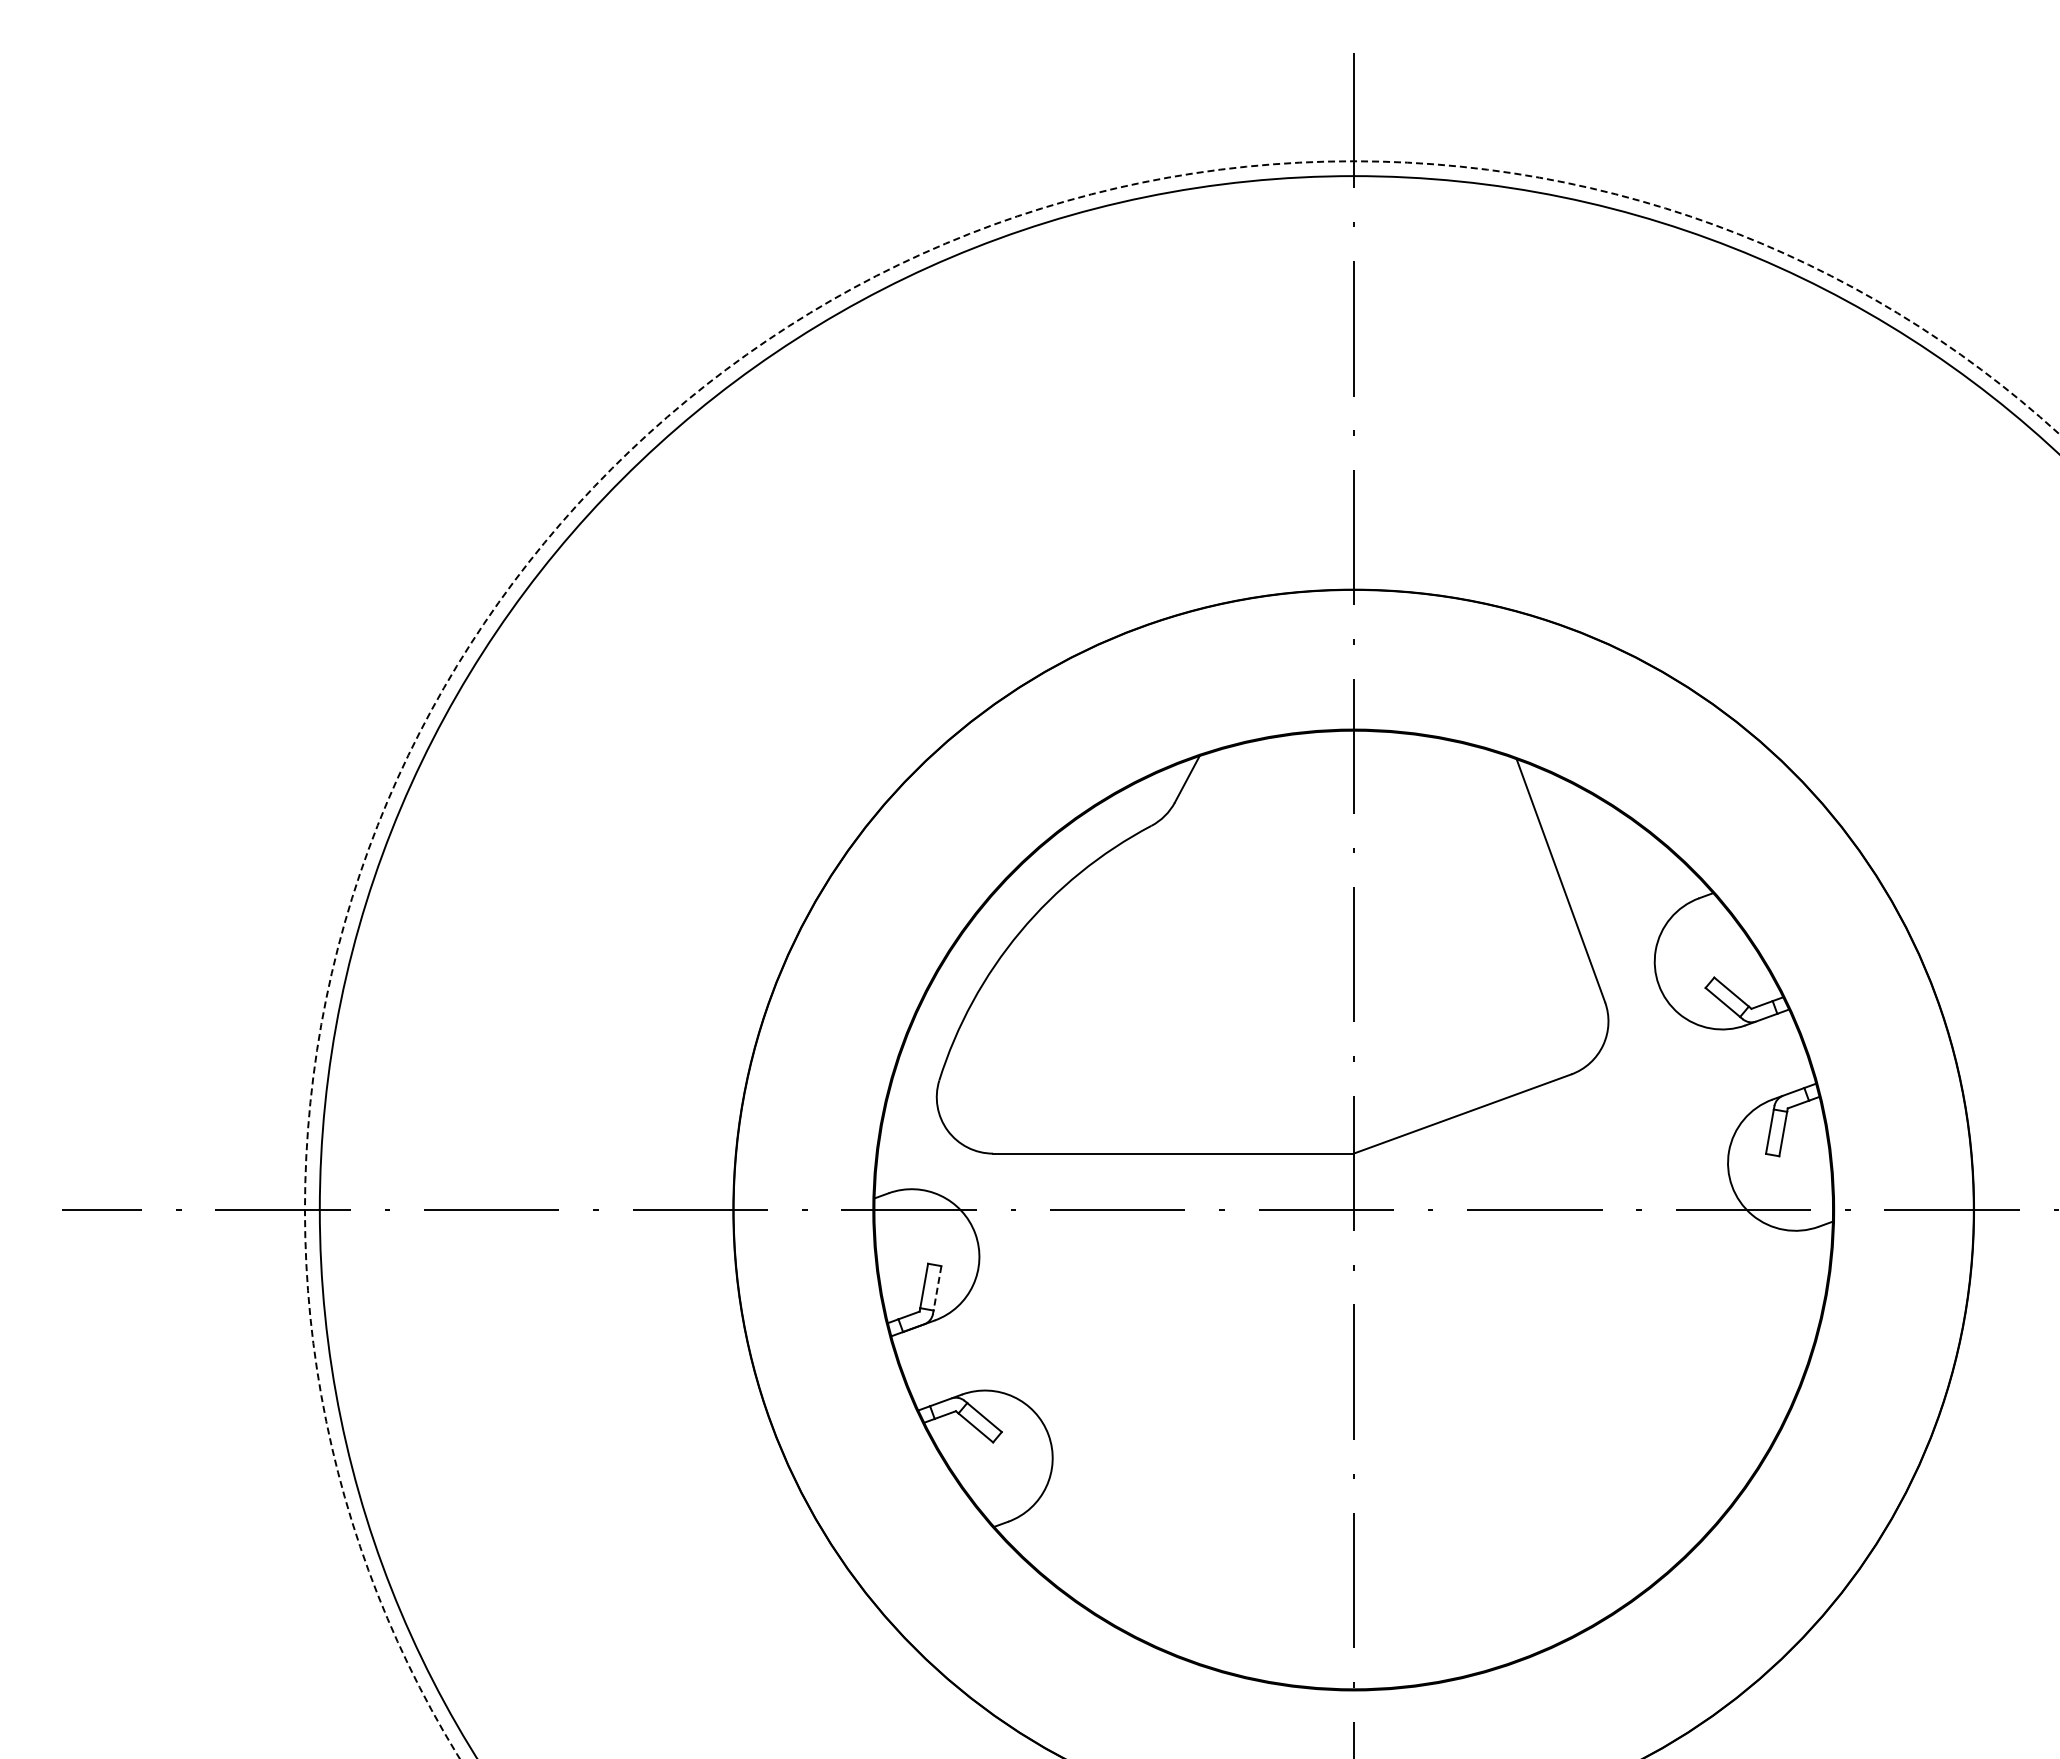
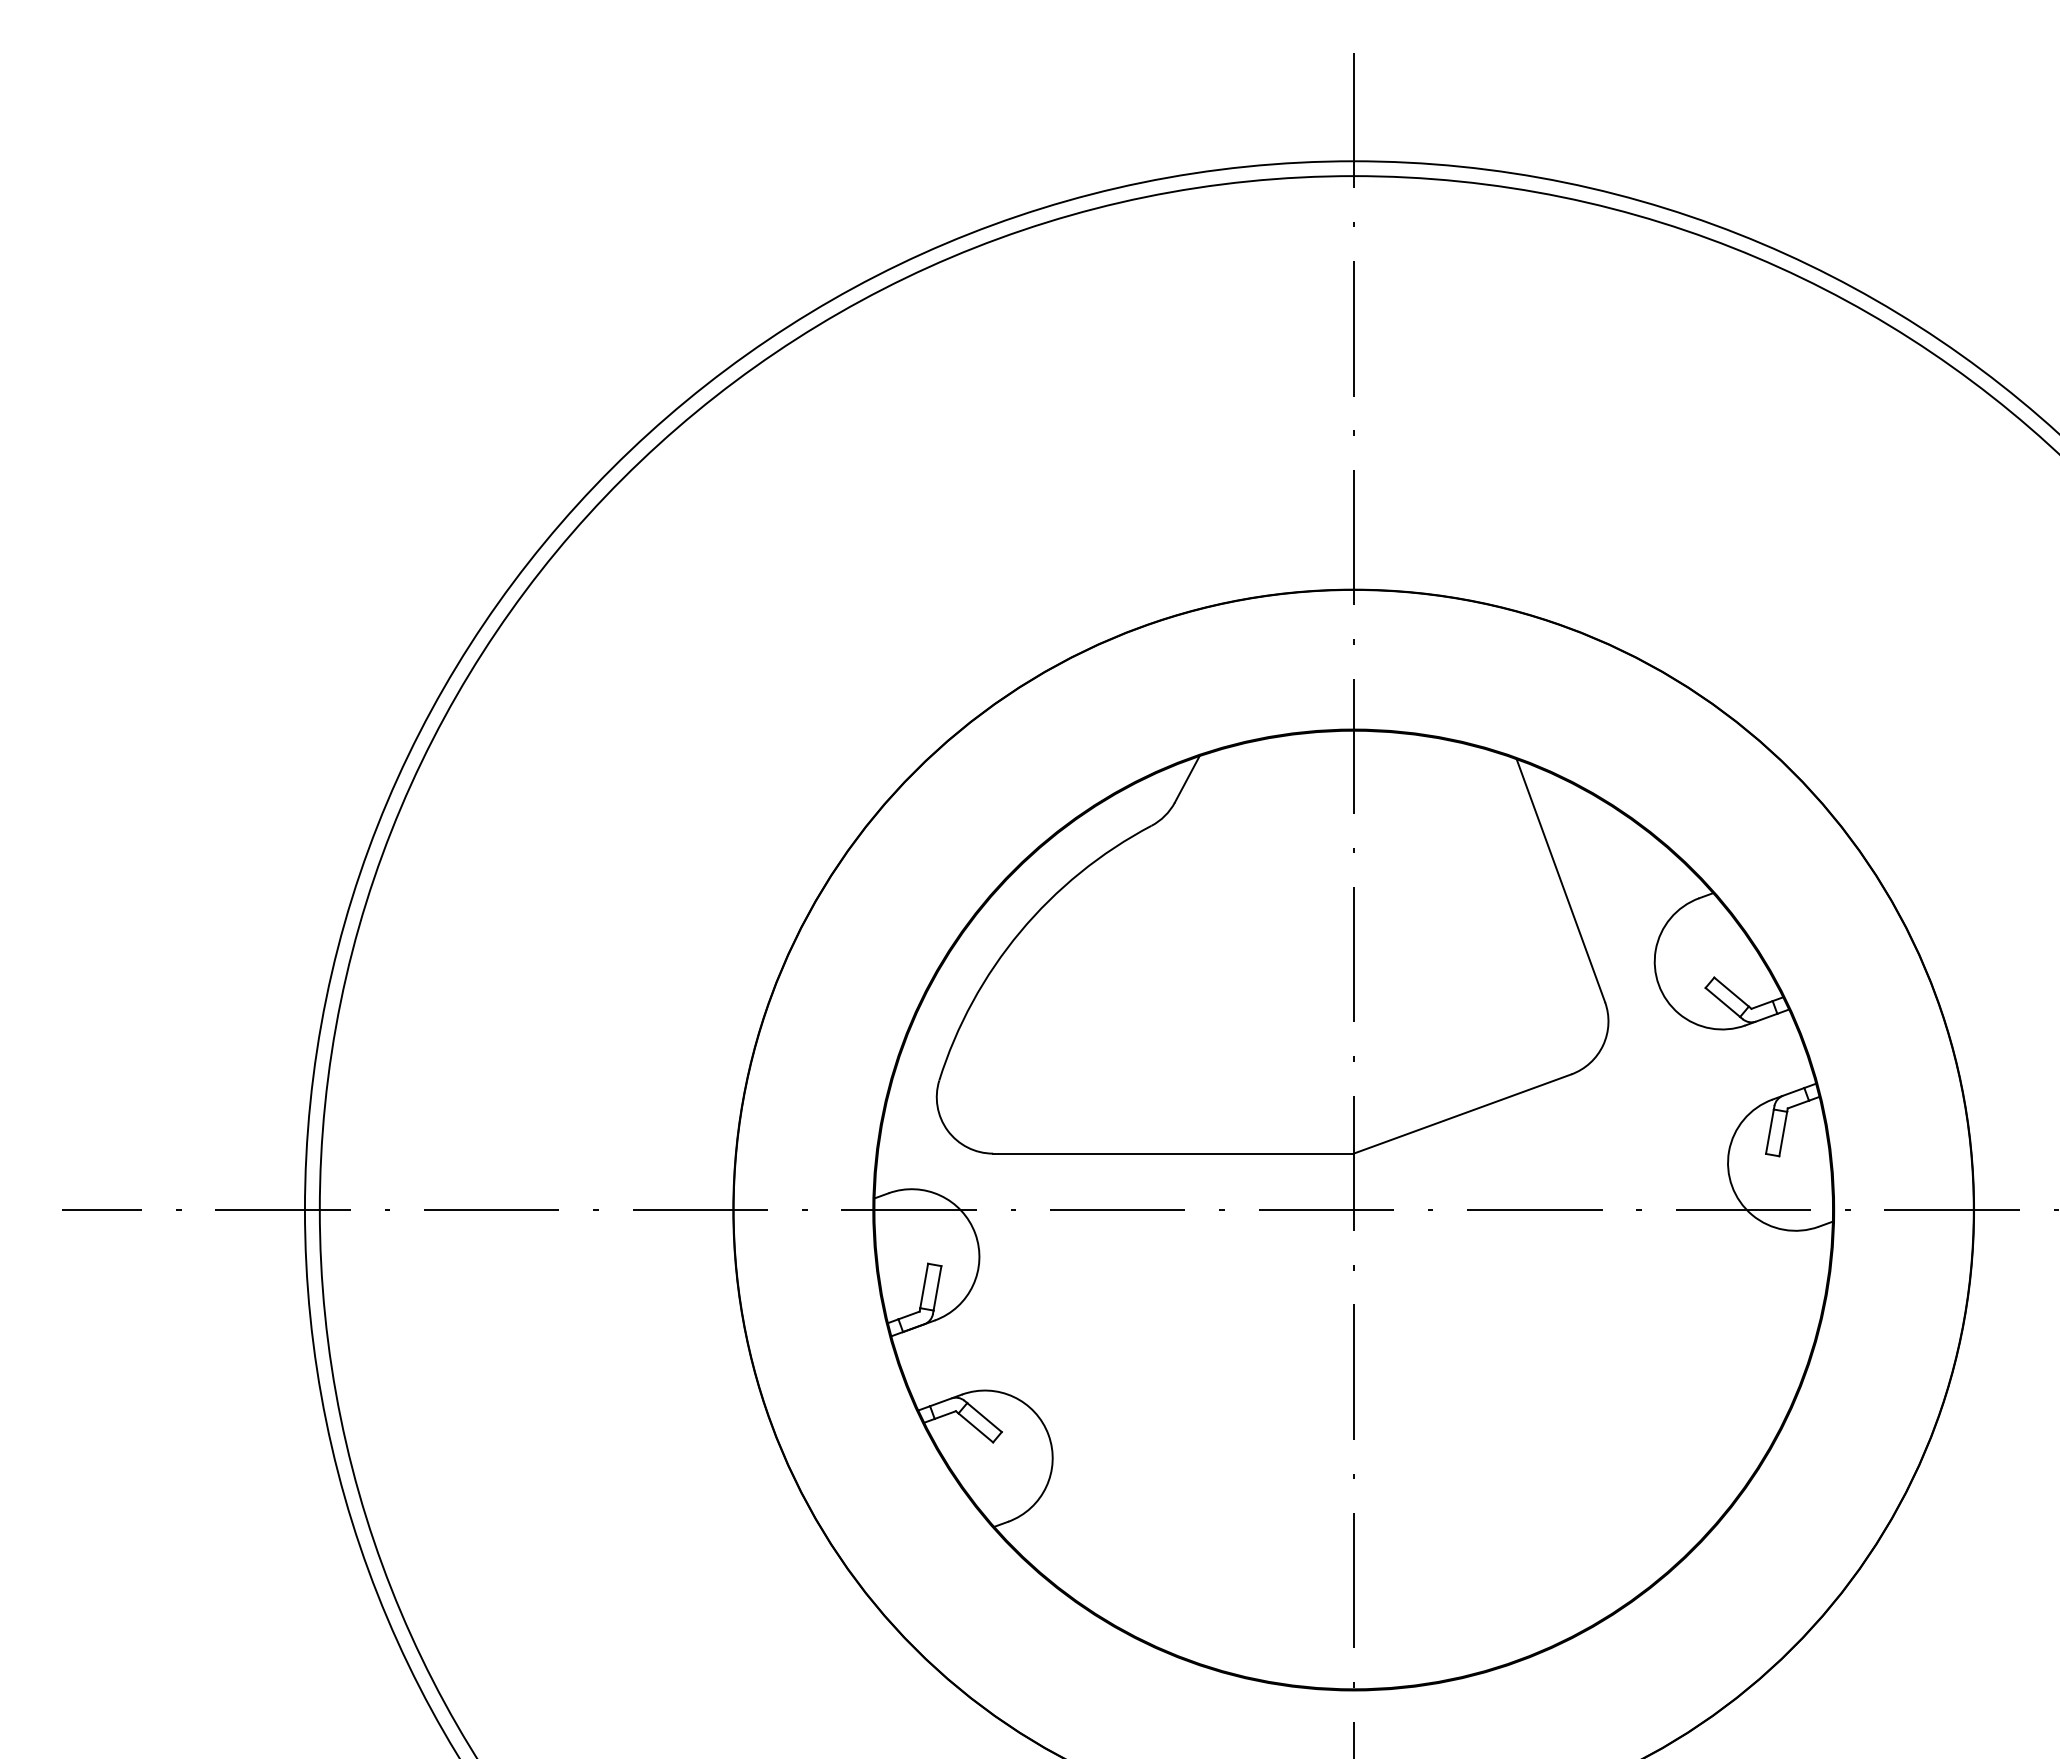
circle: dashed -> solid (1181, 959)
line: dashed -> solid (937, 1288)
